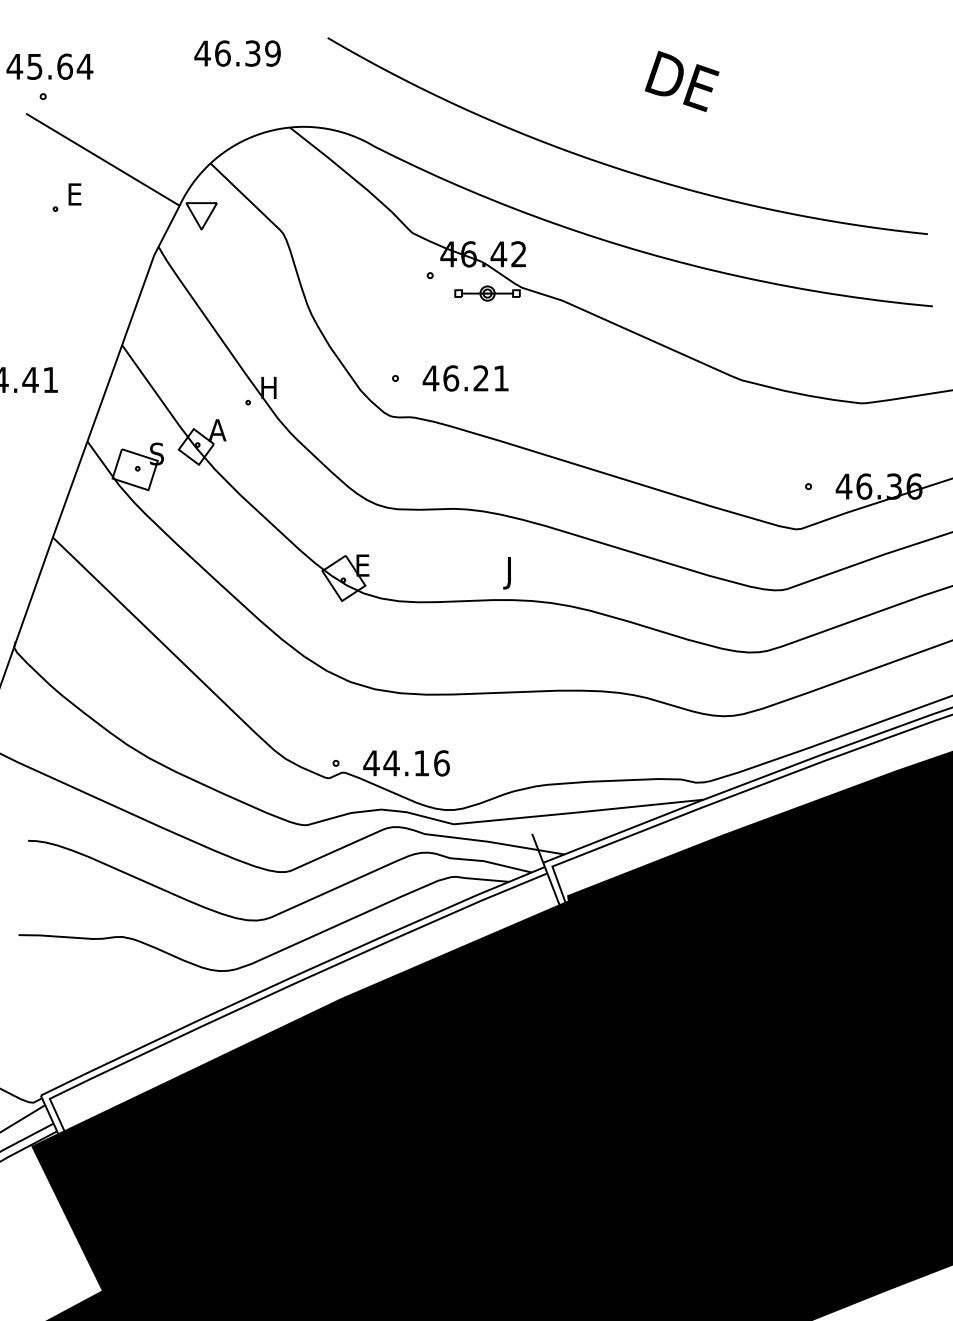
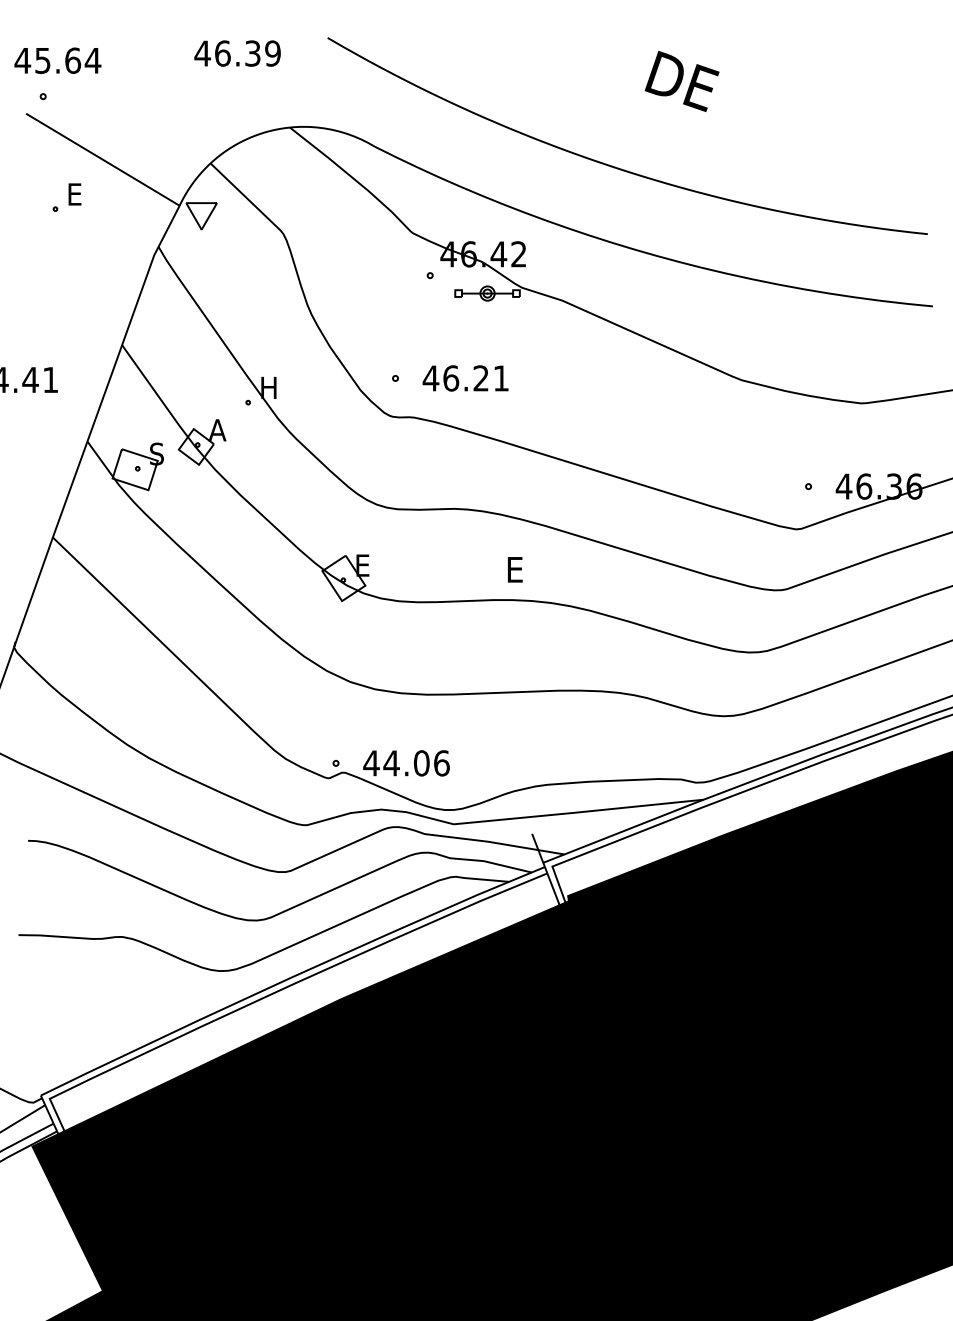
text position: (49, 66) -> (57, 60) (57, 60)
text: J -> E (512, 573)
text: 44.16 -> 44.06 (421, 763)
